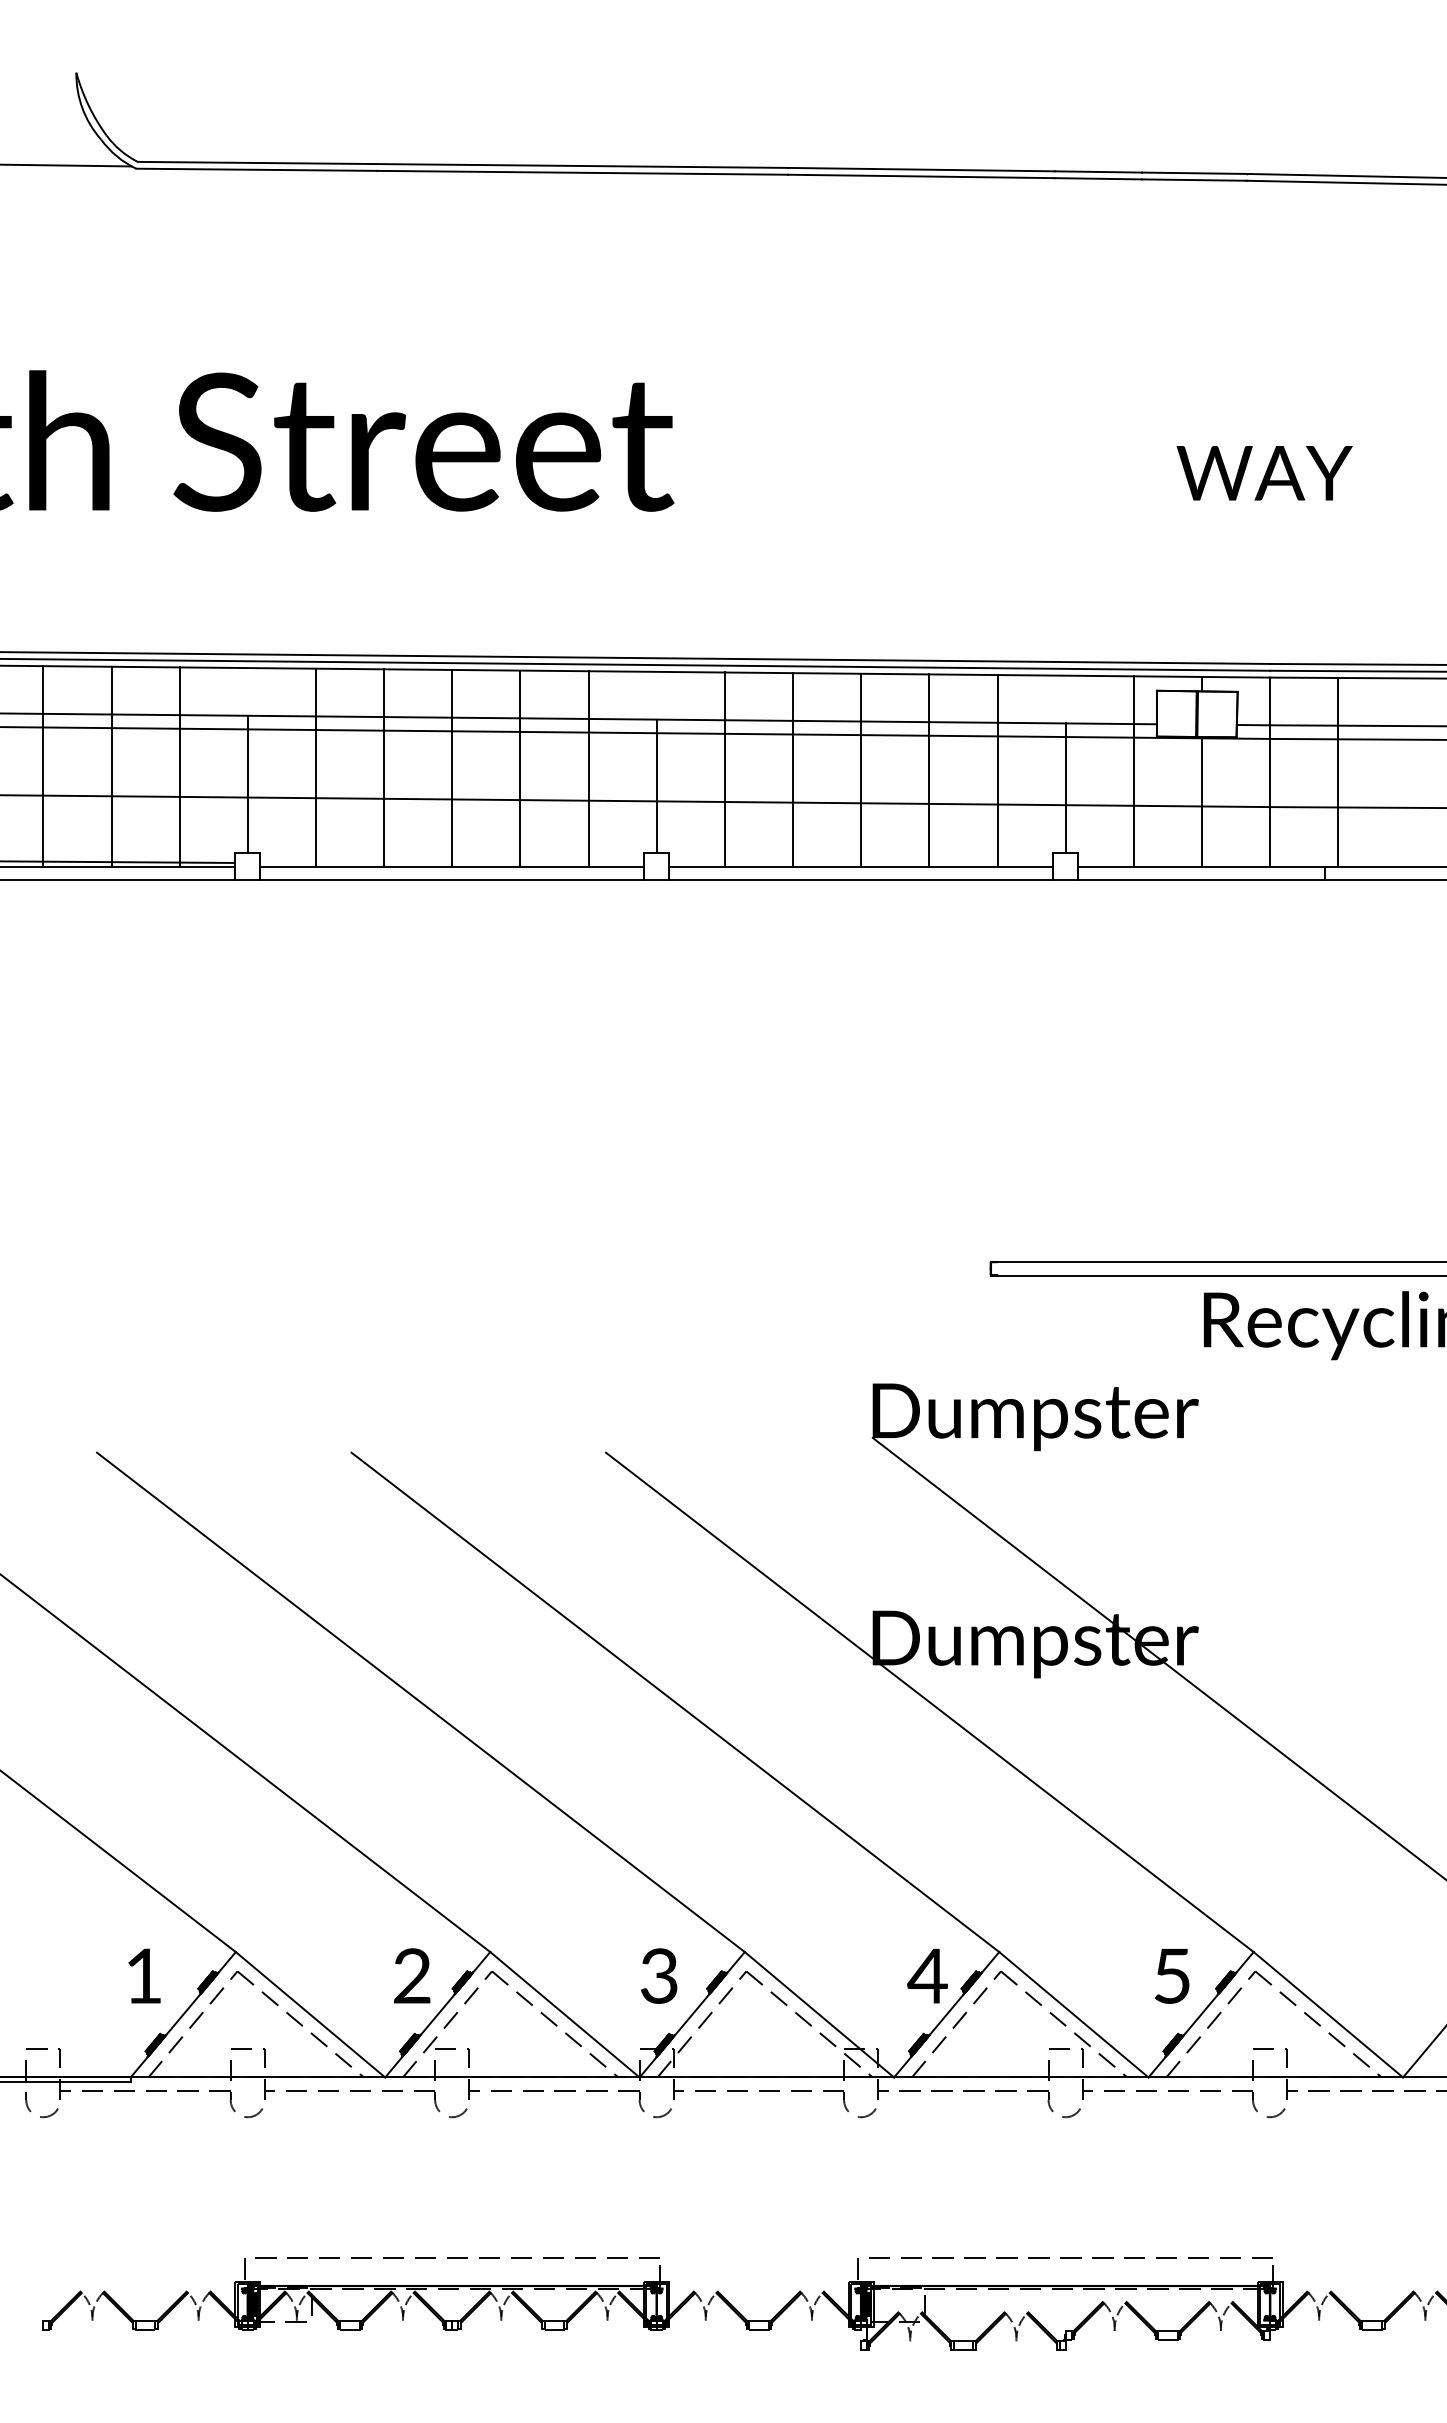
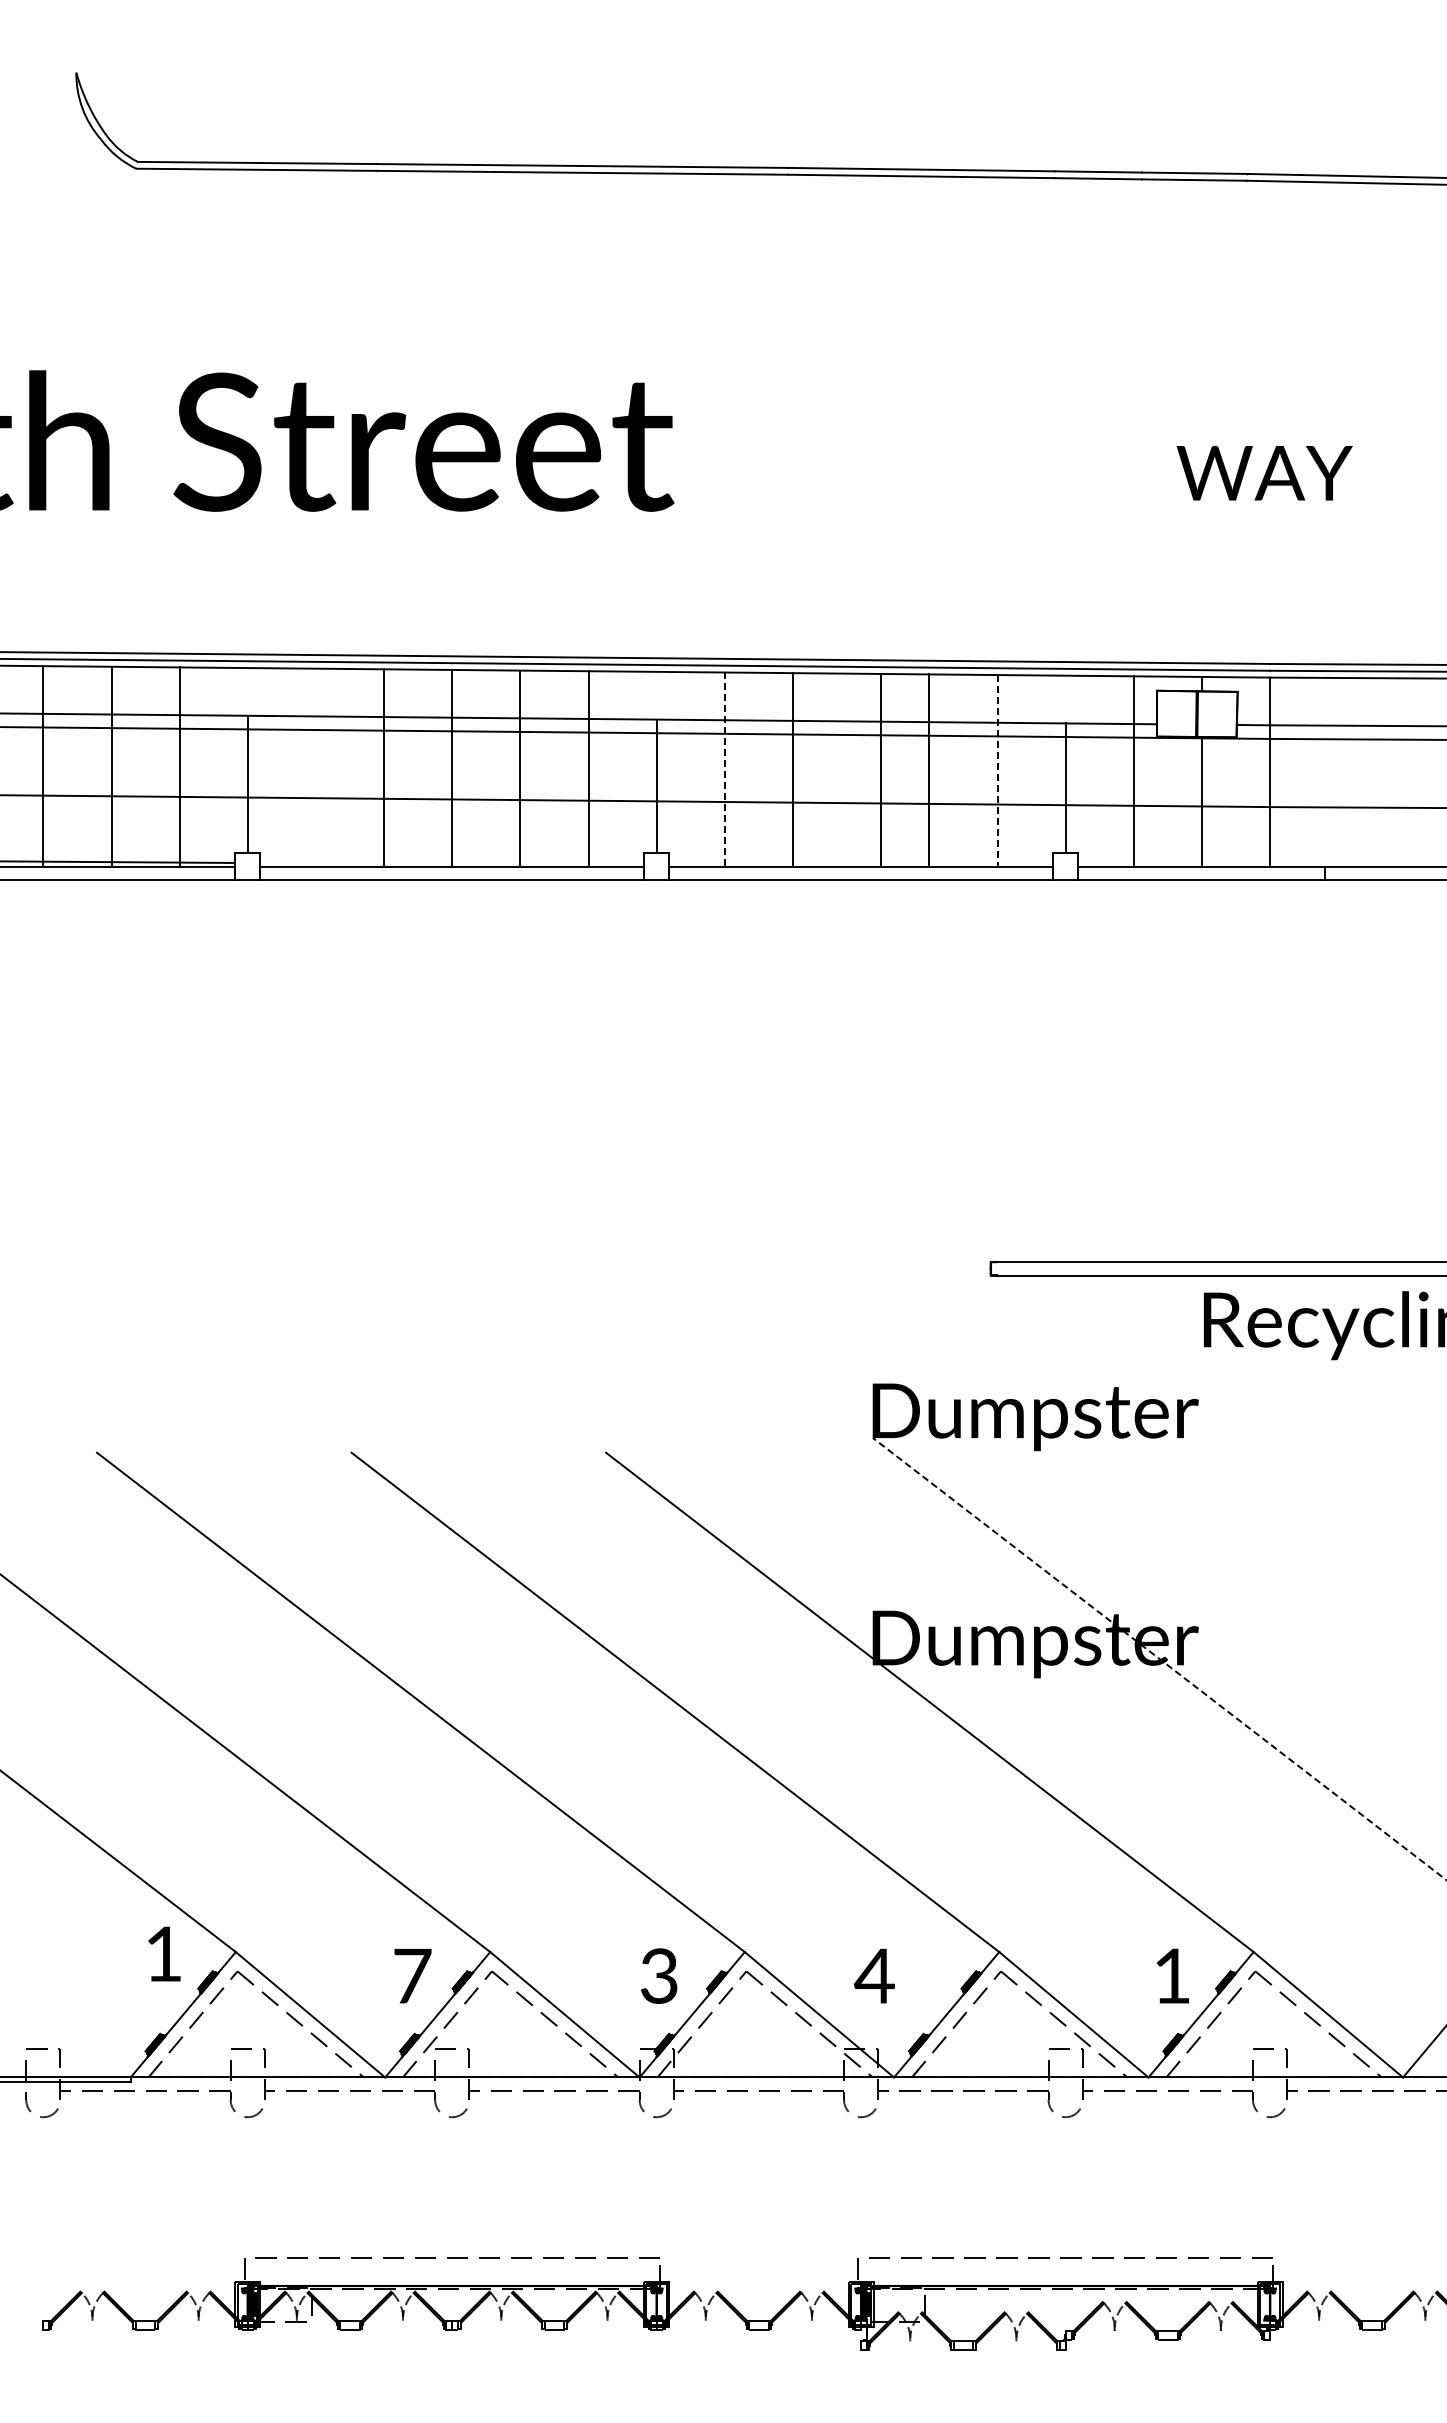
line: present -> none (66, 165)
line: present -> none (316, 767)
line position: (861, 769) -> (881, 769) (881, 769)
line: solid -> dashed (724, 770)
line: solid -> dashed (997, 770)
line: present -> none (1338, 771)
line: solid -> dashed (1159, 1658)
text position: (144, 1975) -> (164, 1953) (164, 1953)
text: 2 -> 7 (412, 1975)
text: 5 -> 1 (1171, 1975)
text position: (927, 1976) -> (874, 1976) (874, 1976)
